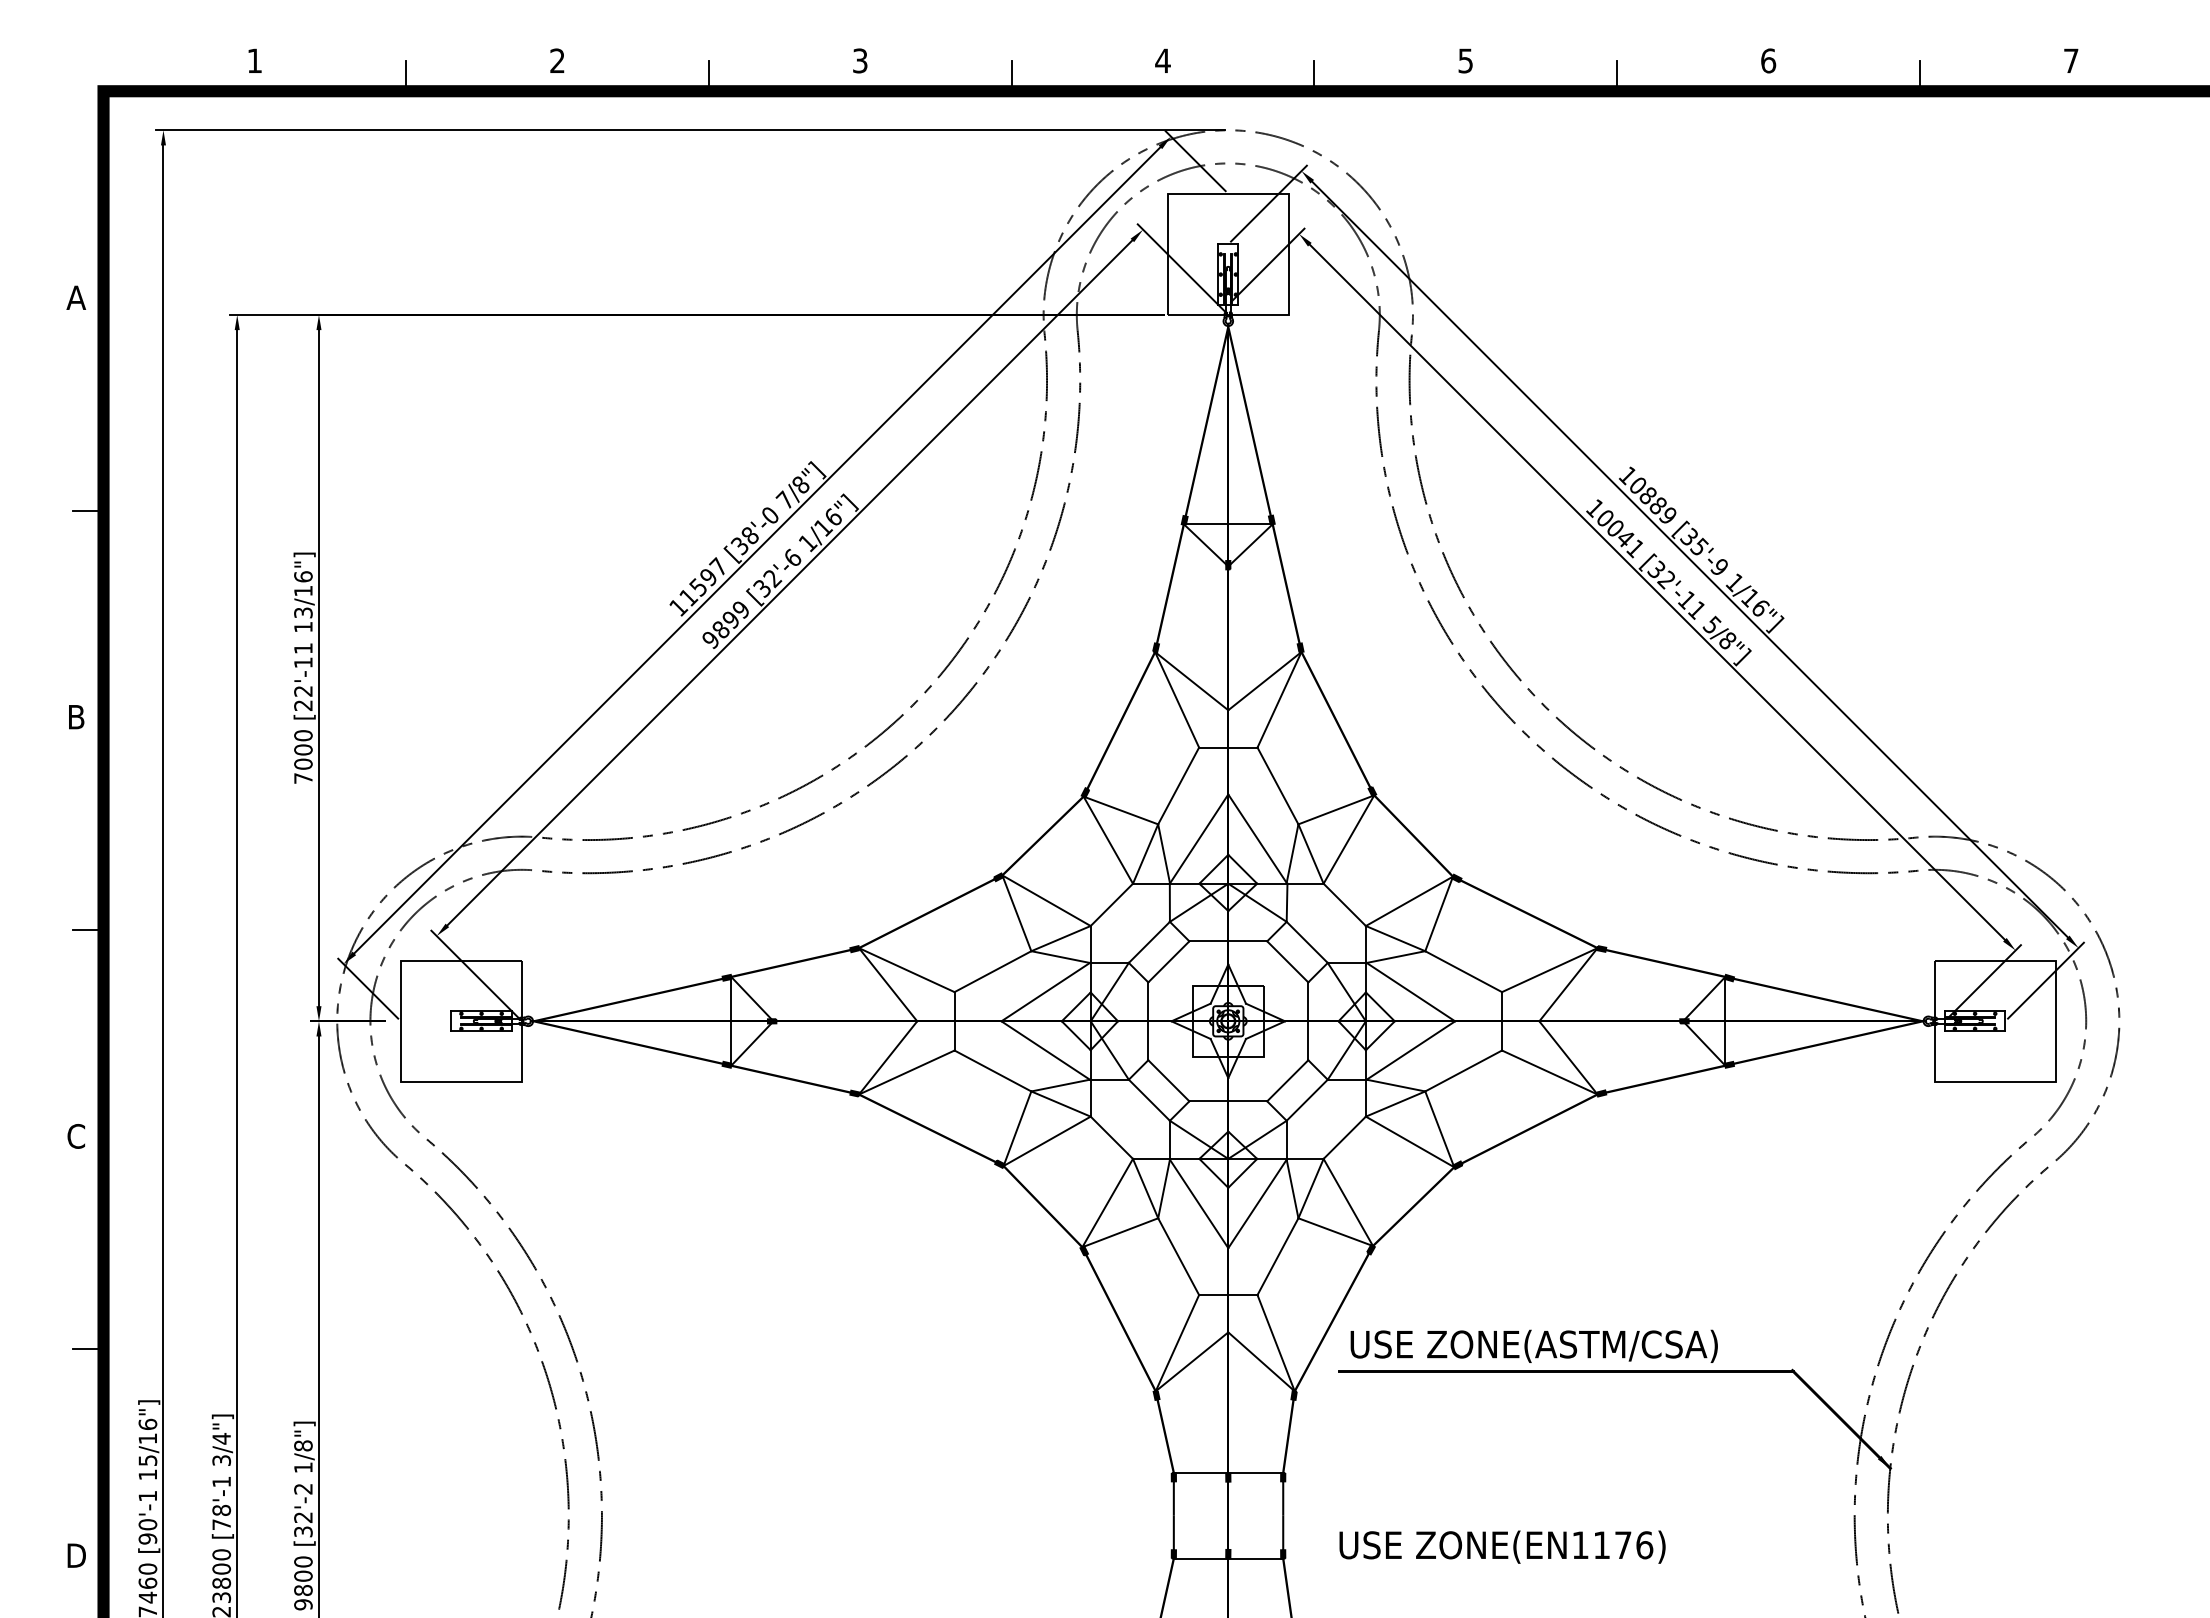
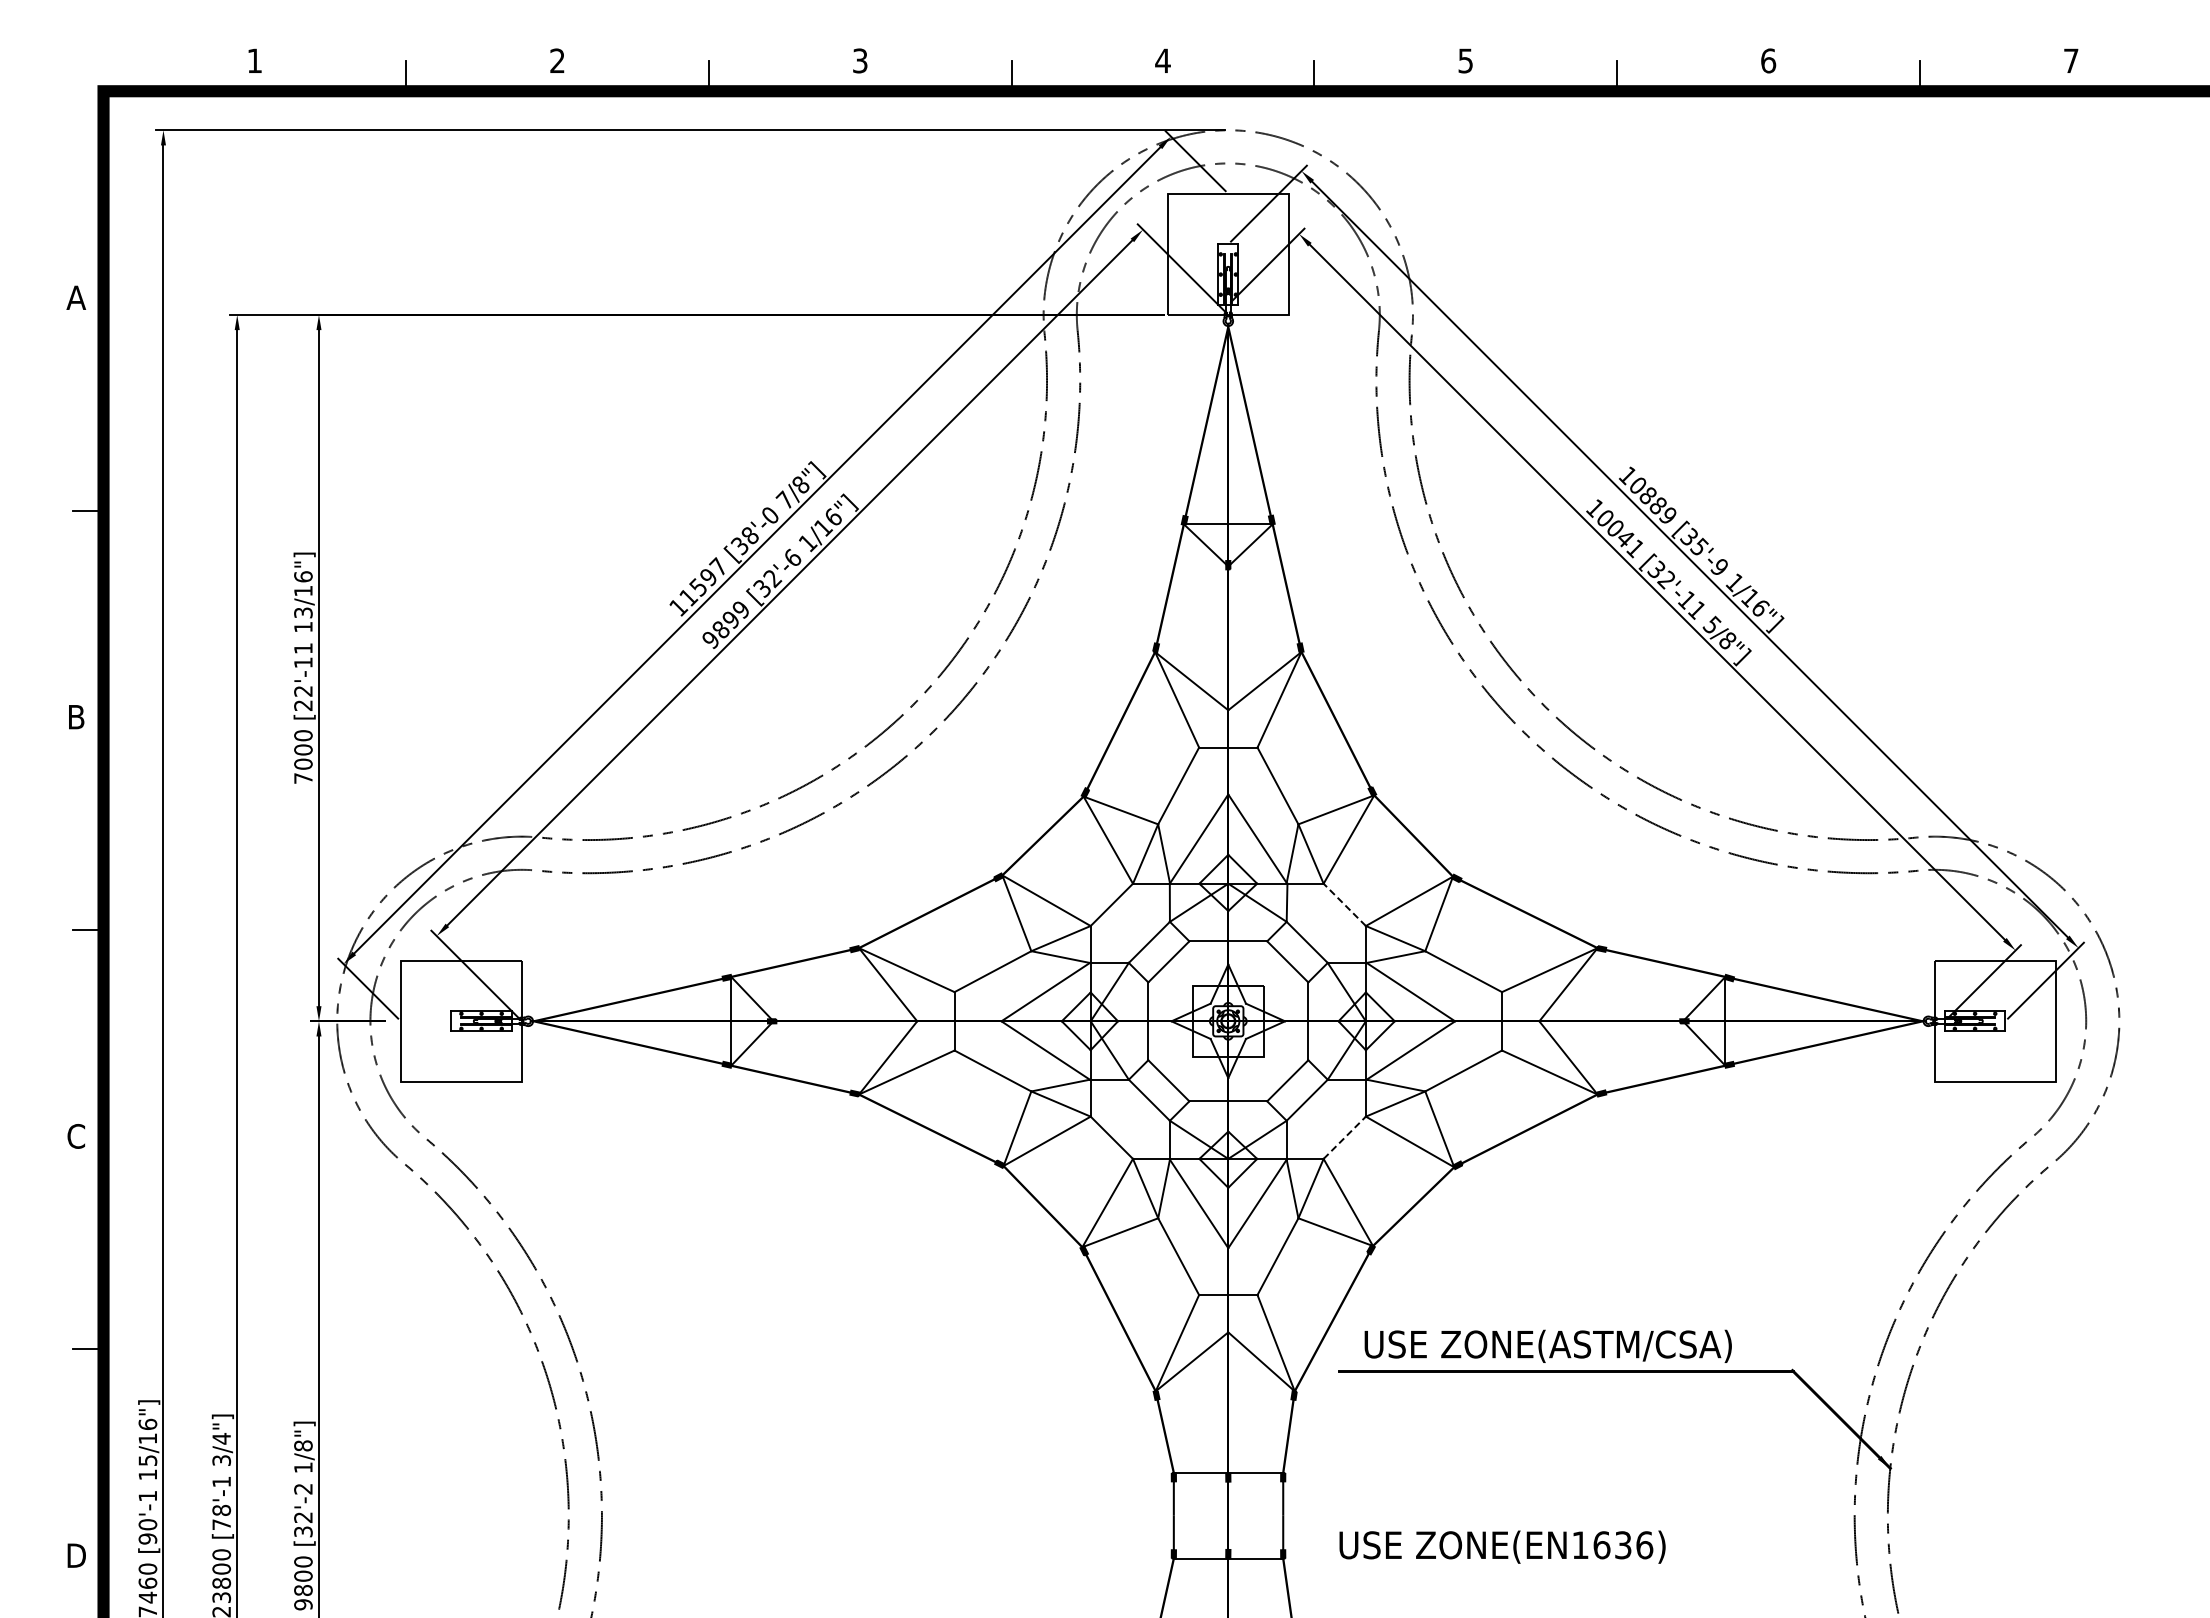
line: solid -> dashed (1344, 904)
line: solid -> dashed (1344, 1137)
text position: (1533, 1345) -> (1547, 1345) (1547, 1345)
text: ZONE(EN1176) -> ZONE(EN1636) (1612, 1545)
